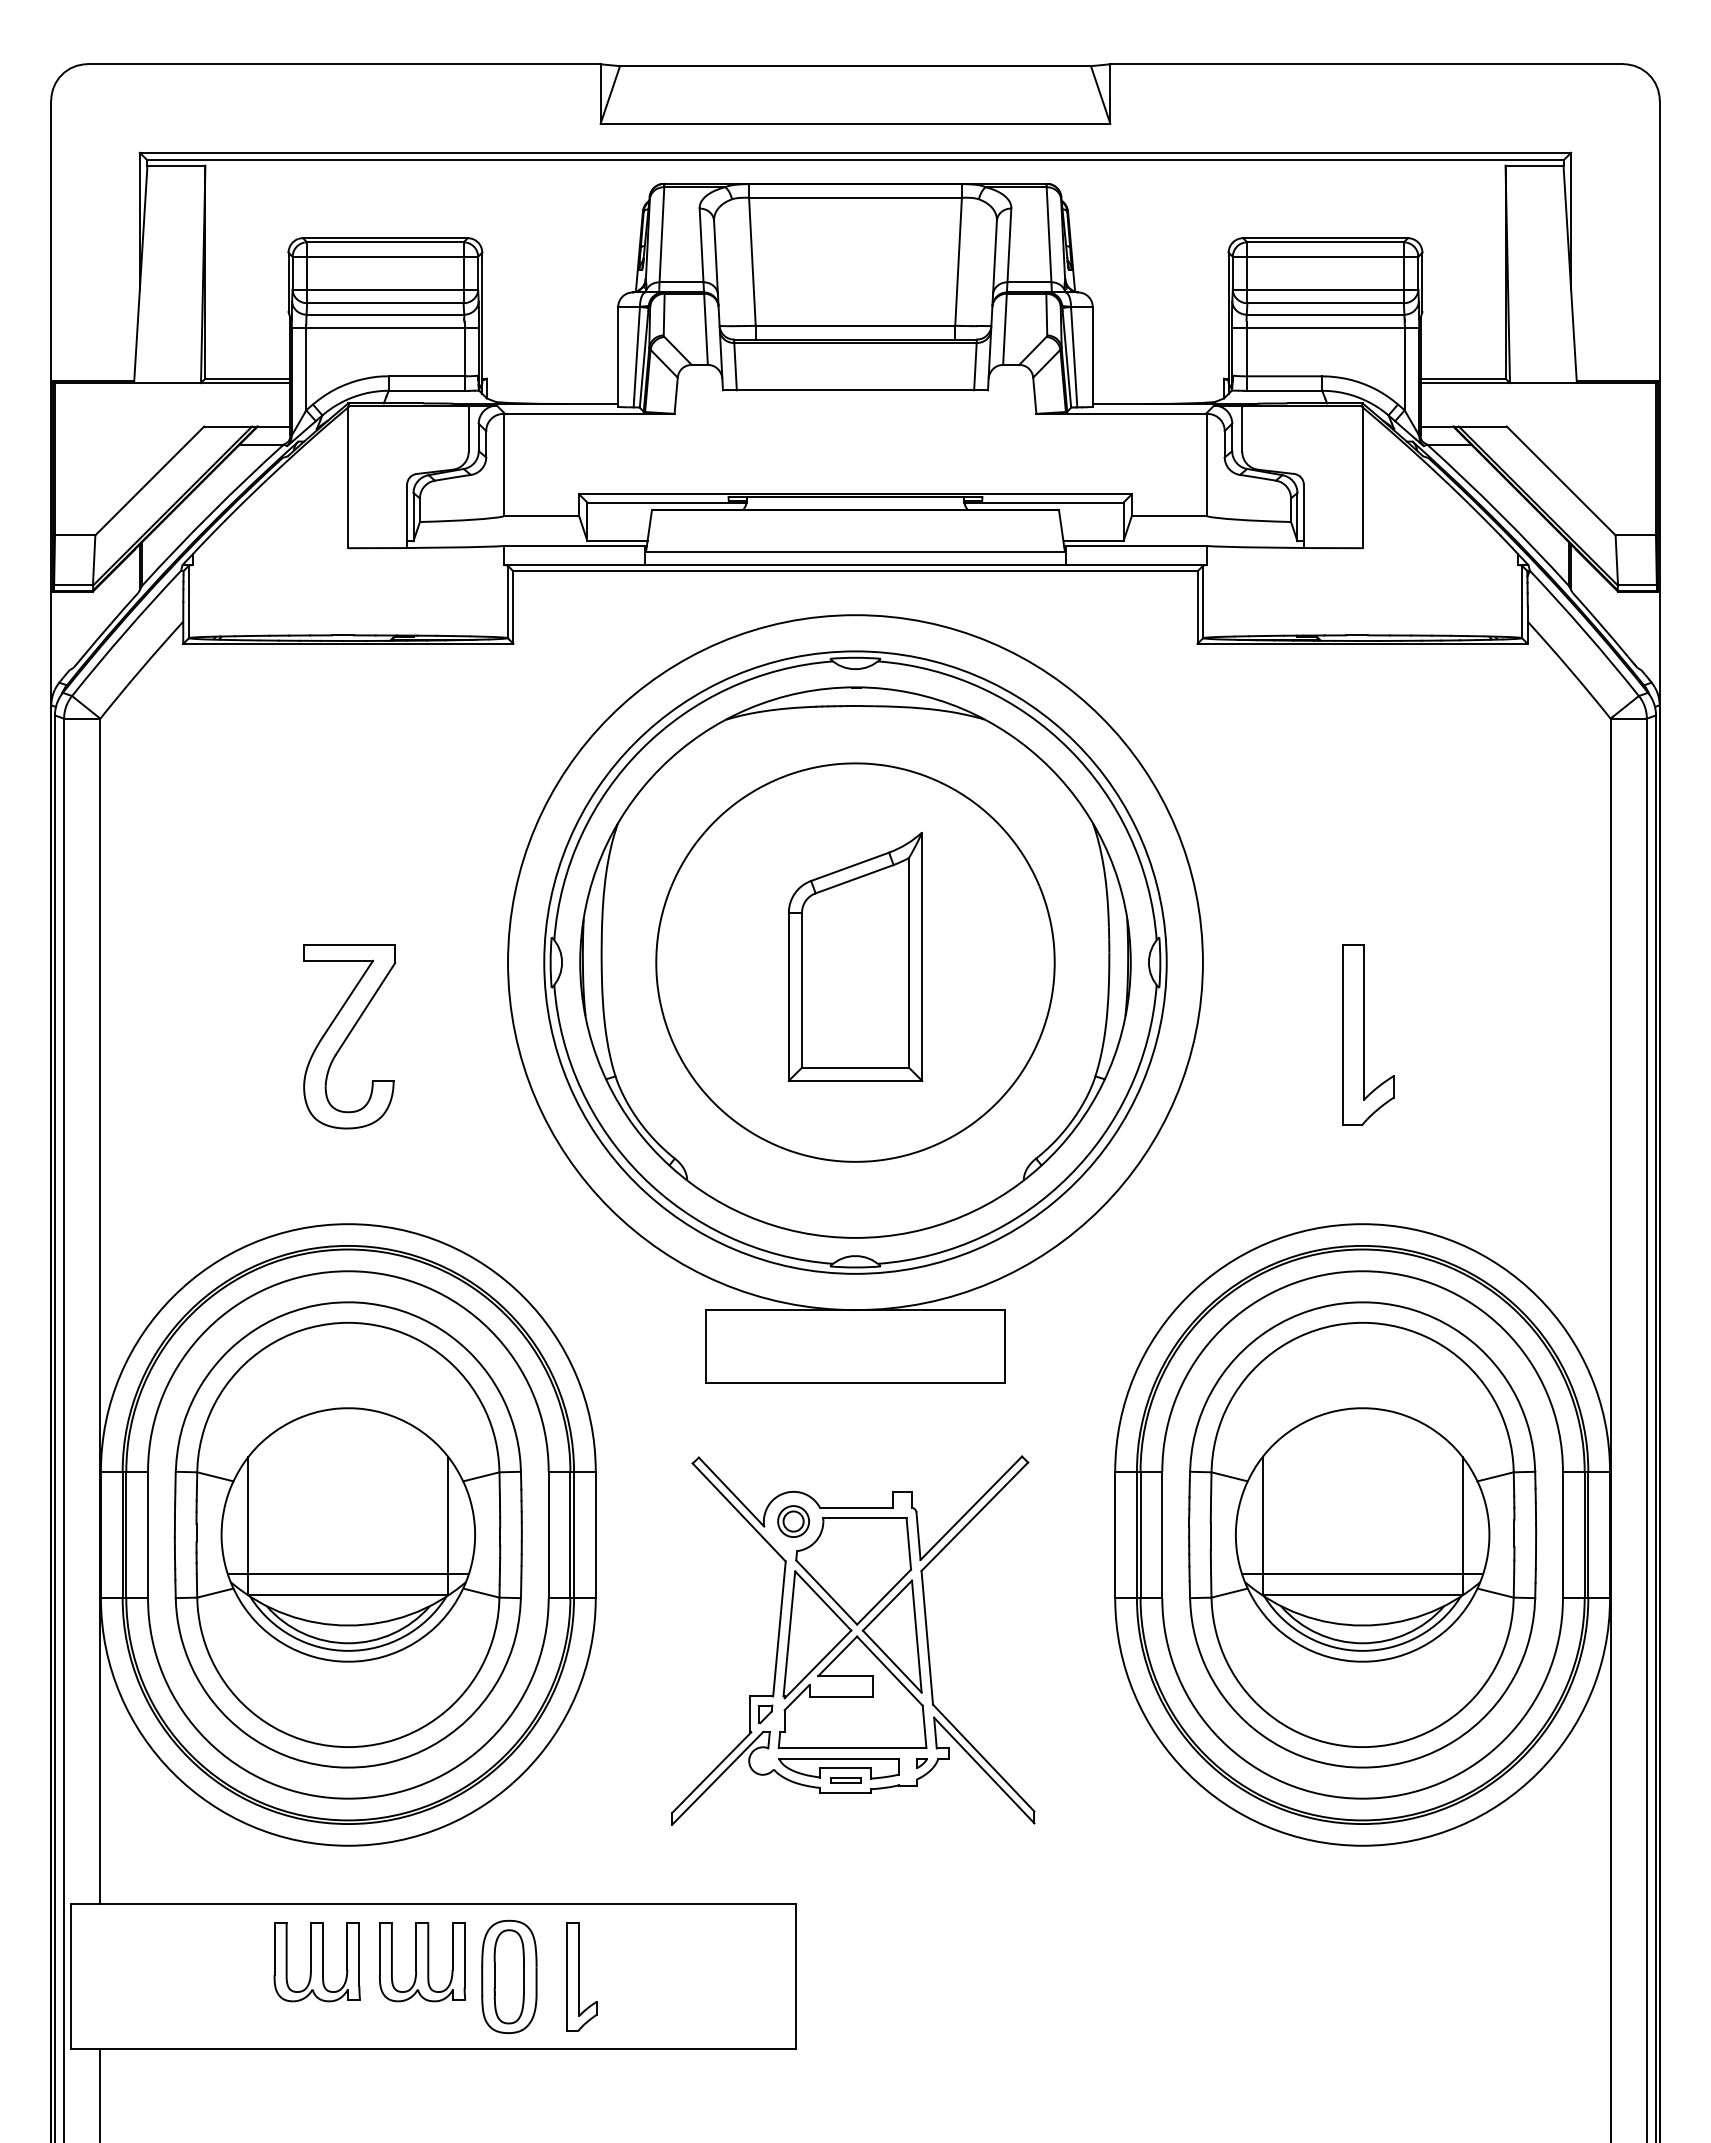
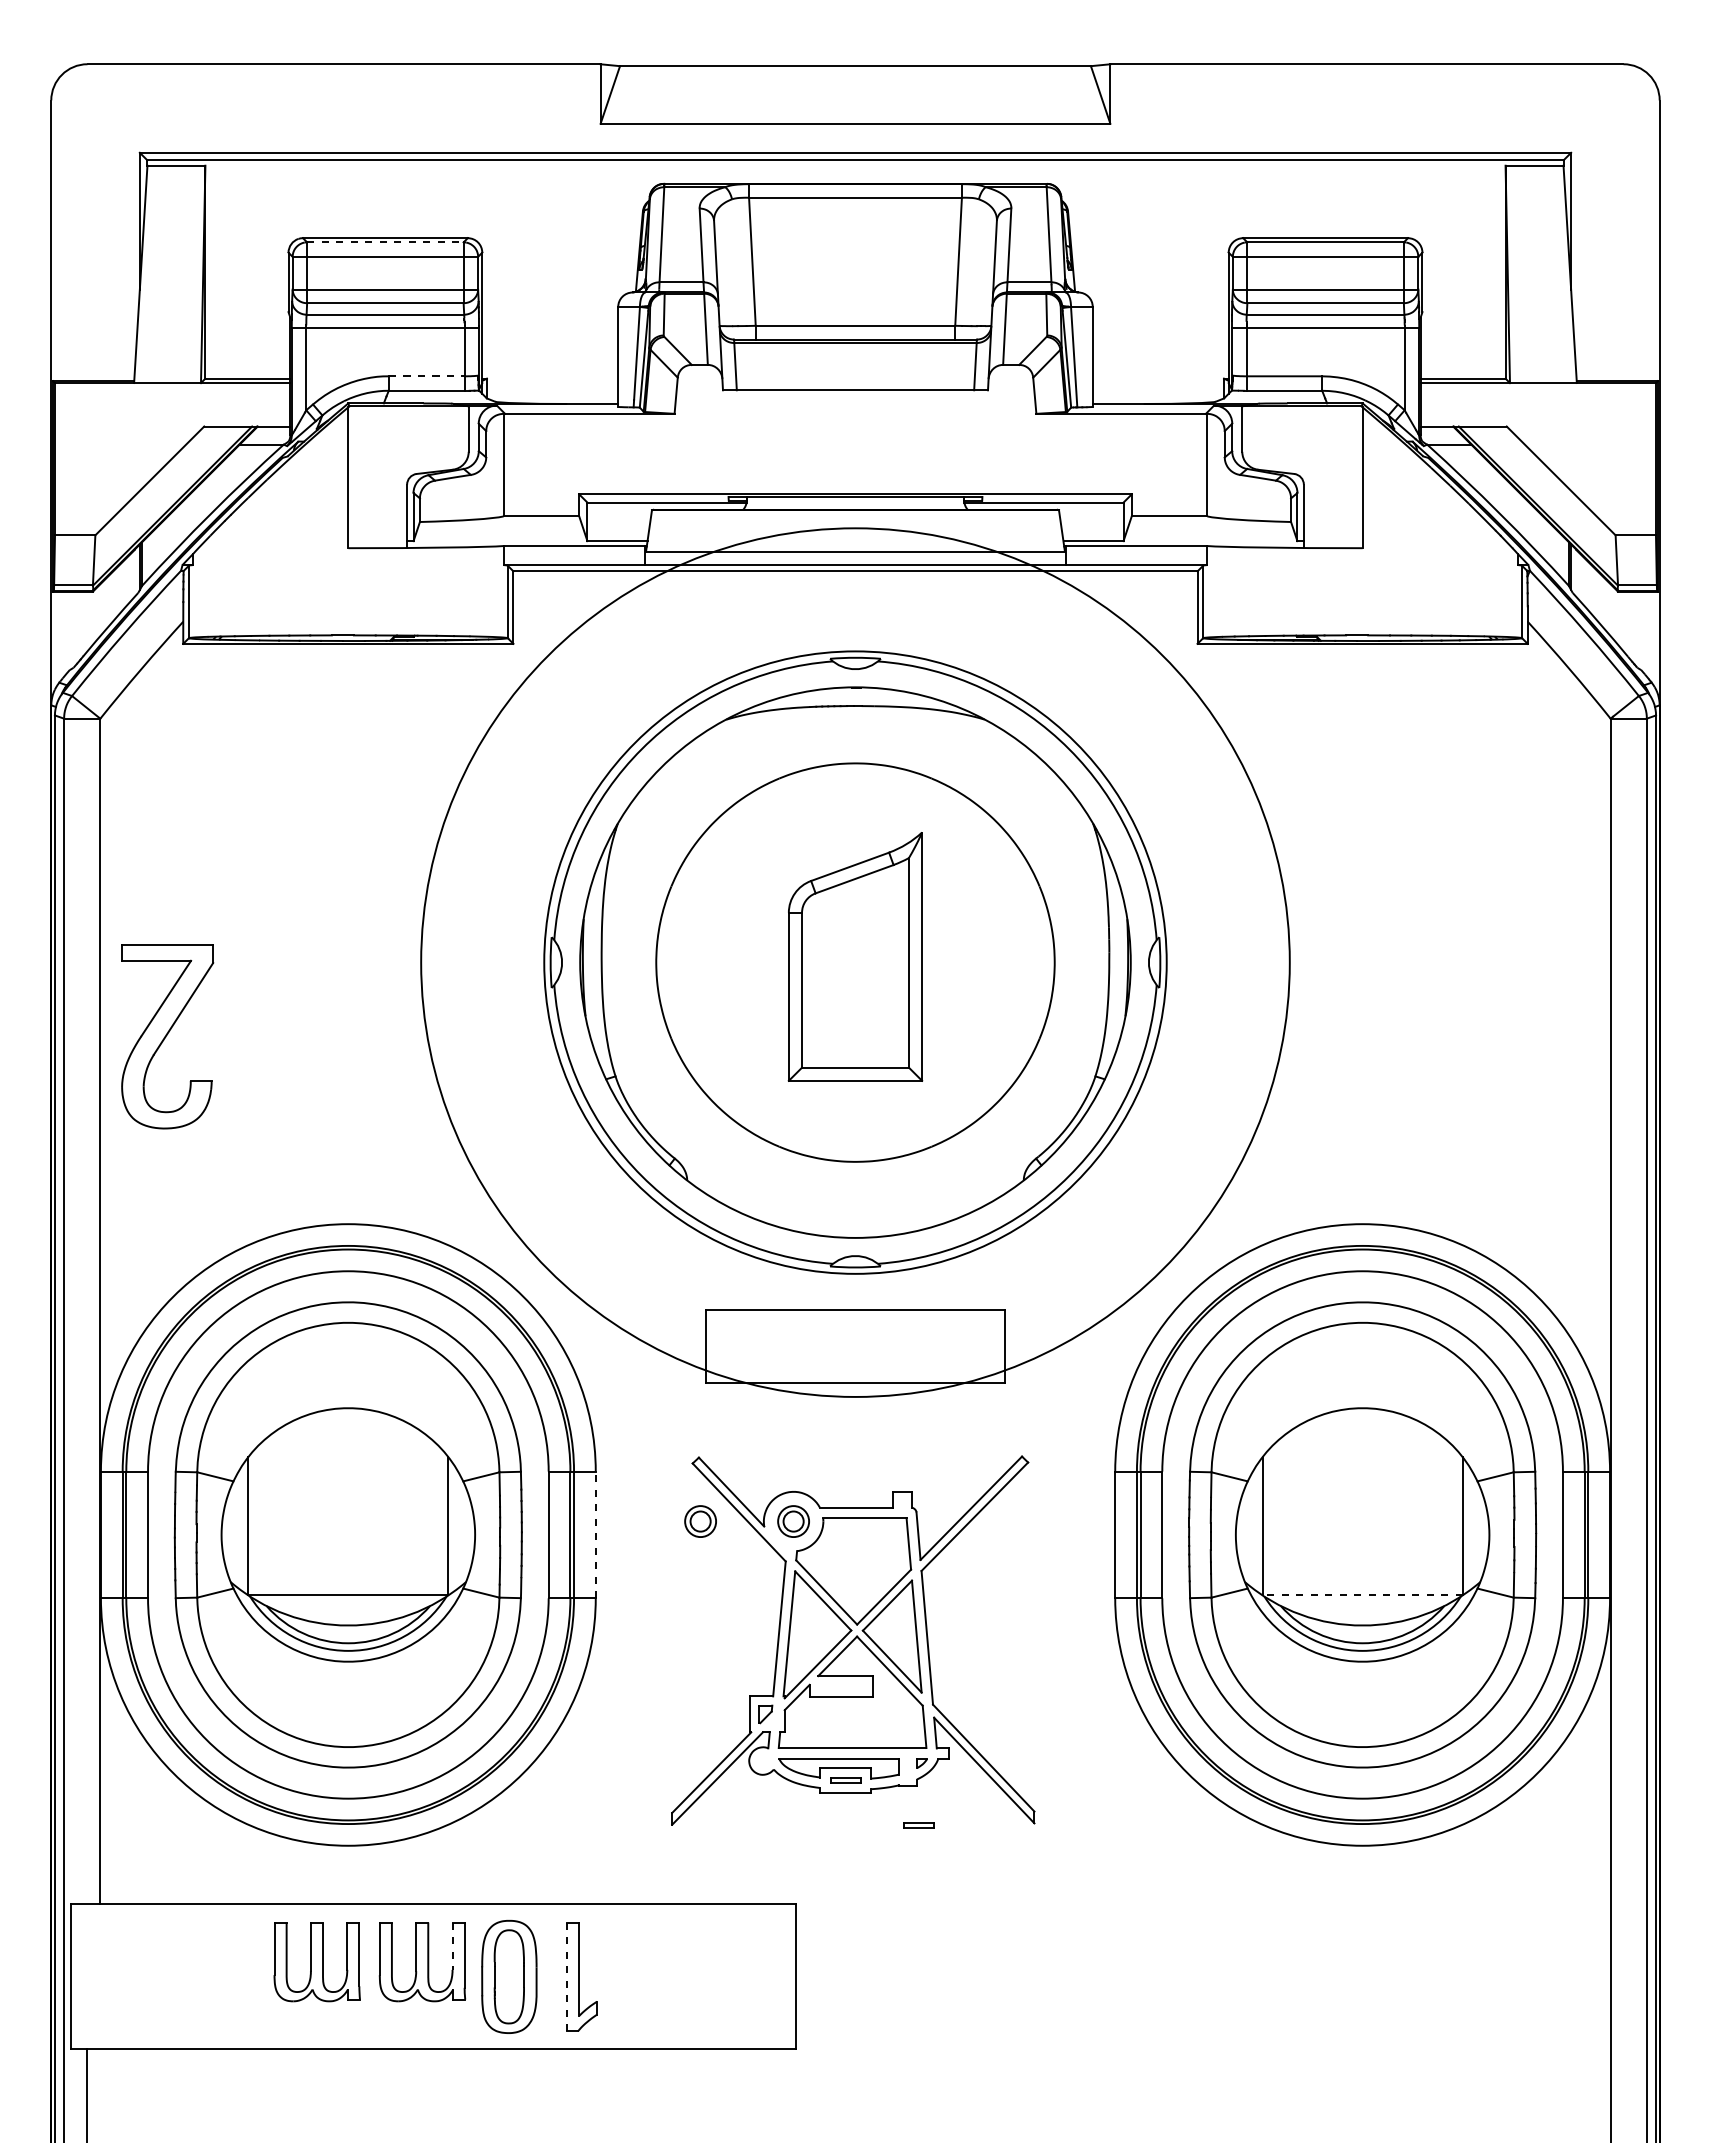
line: solid -> dashed (385, 242)
line: solid -> dashed (427, 376)
circle diameter: 695 px -> 869 px (855, 962)
part: present -> none (1368, 1034)
part position: (349, 1036) -> (167, 1036) (167, 1036)
part: none -> present (700, 1521)
line: solid -> dashed (595, 1534)
line: present -> none (348, 1573)
line: present -> none (1362, 1573)
line: solid -> dashed (1362, 1595)
part: none -> present (918, 1825)
line: solid -> dashed (452, 1946)
line: solid -> dashed (566, 1977)
line position: (100, 2094) -> (87, 2094) (87, 2094)
